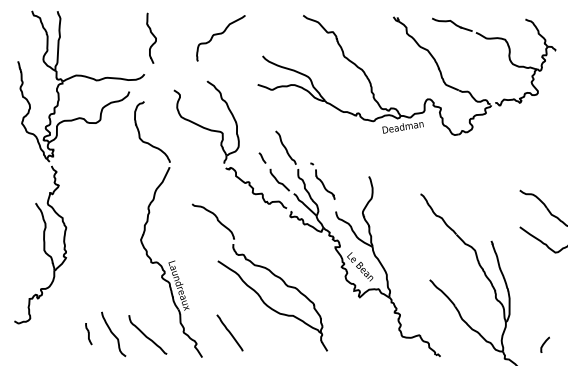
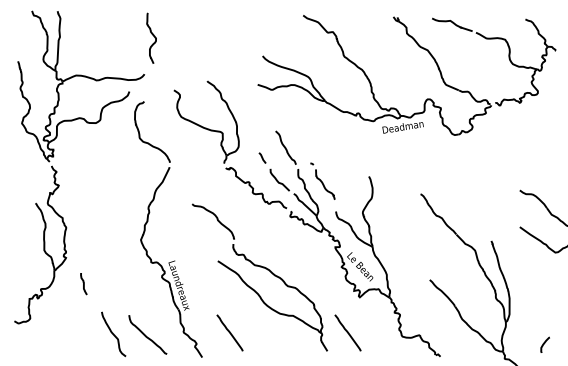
curve: present -> none (220, 34)
line: none -> present (347, 332)
curve position: (88, 334) -> (83, 284) (83, 284)
